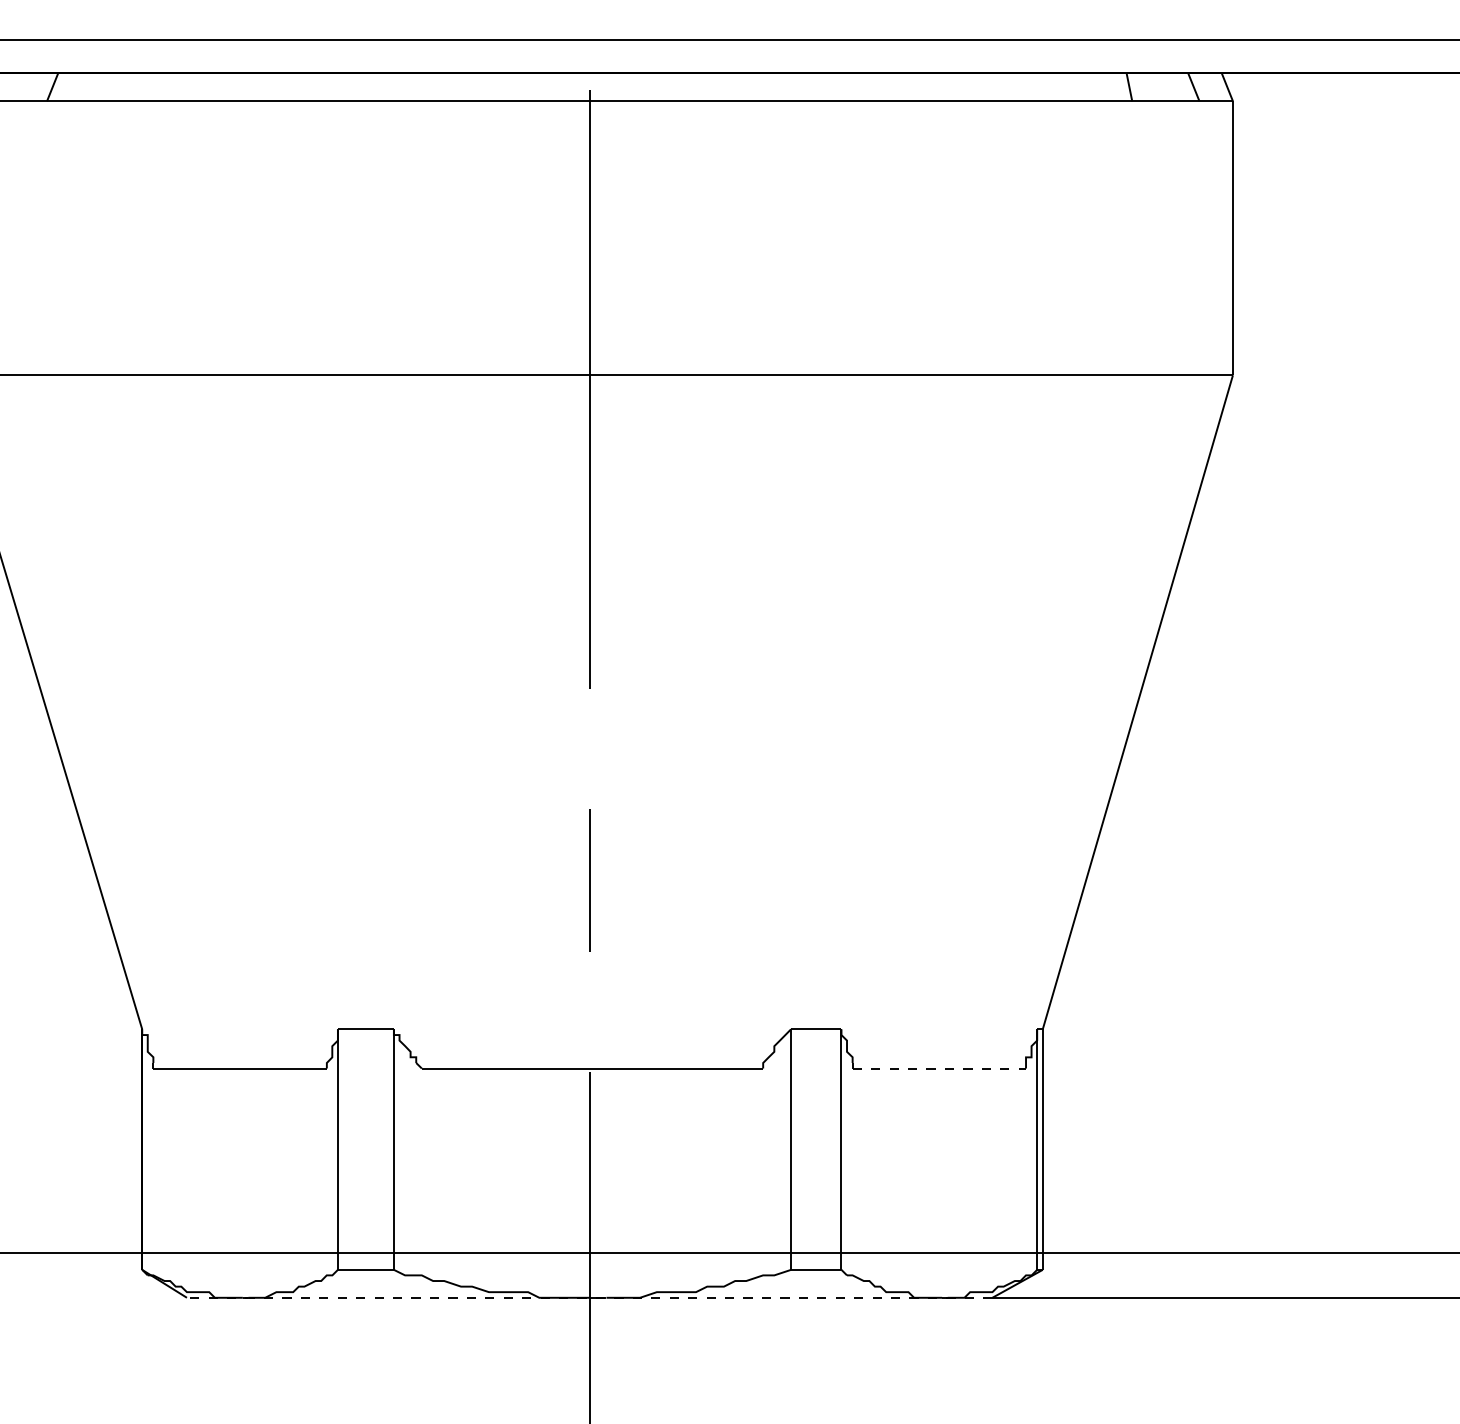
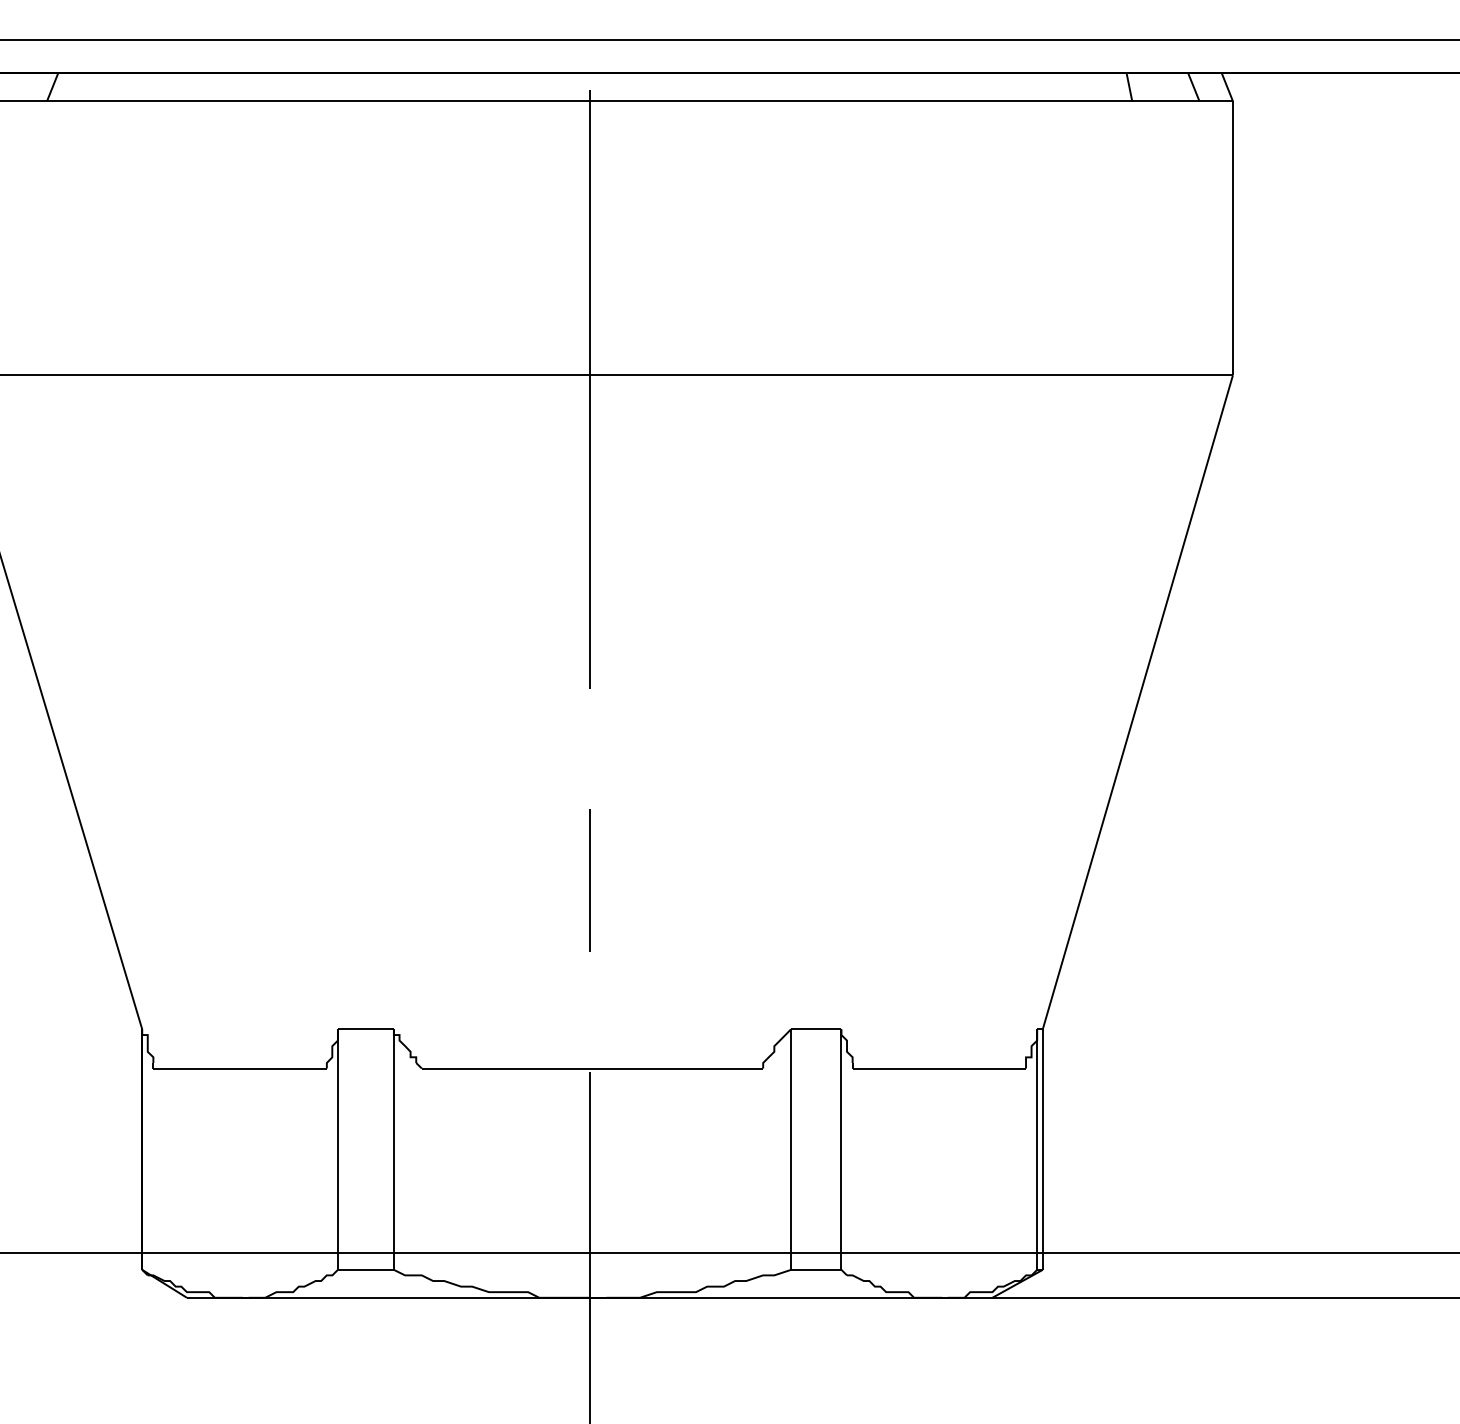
line: dashed -> solid (939, 1068)
line: dashed -> solid (589, 1297)
